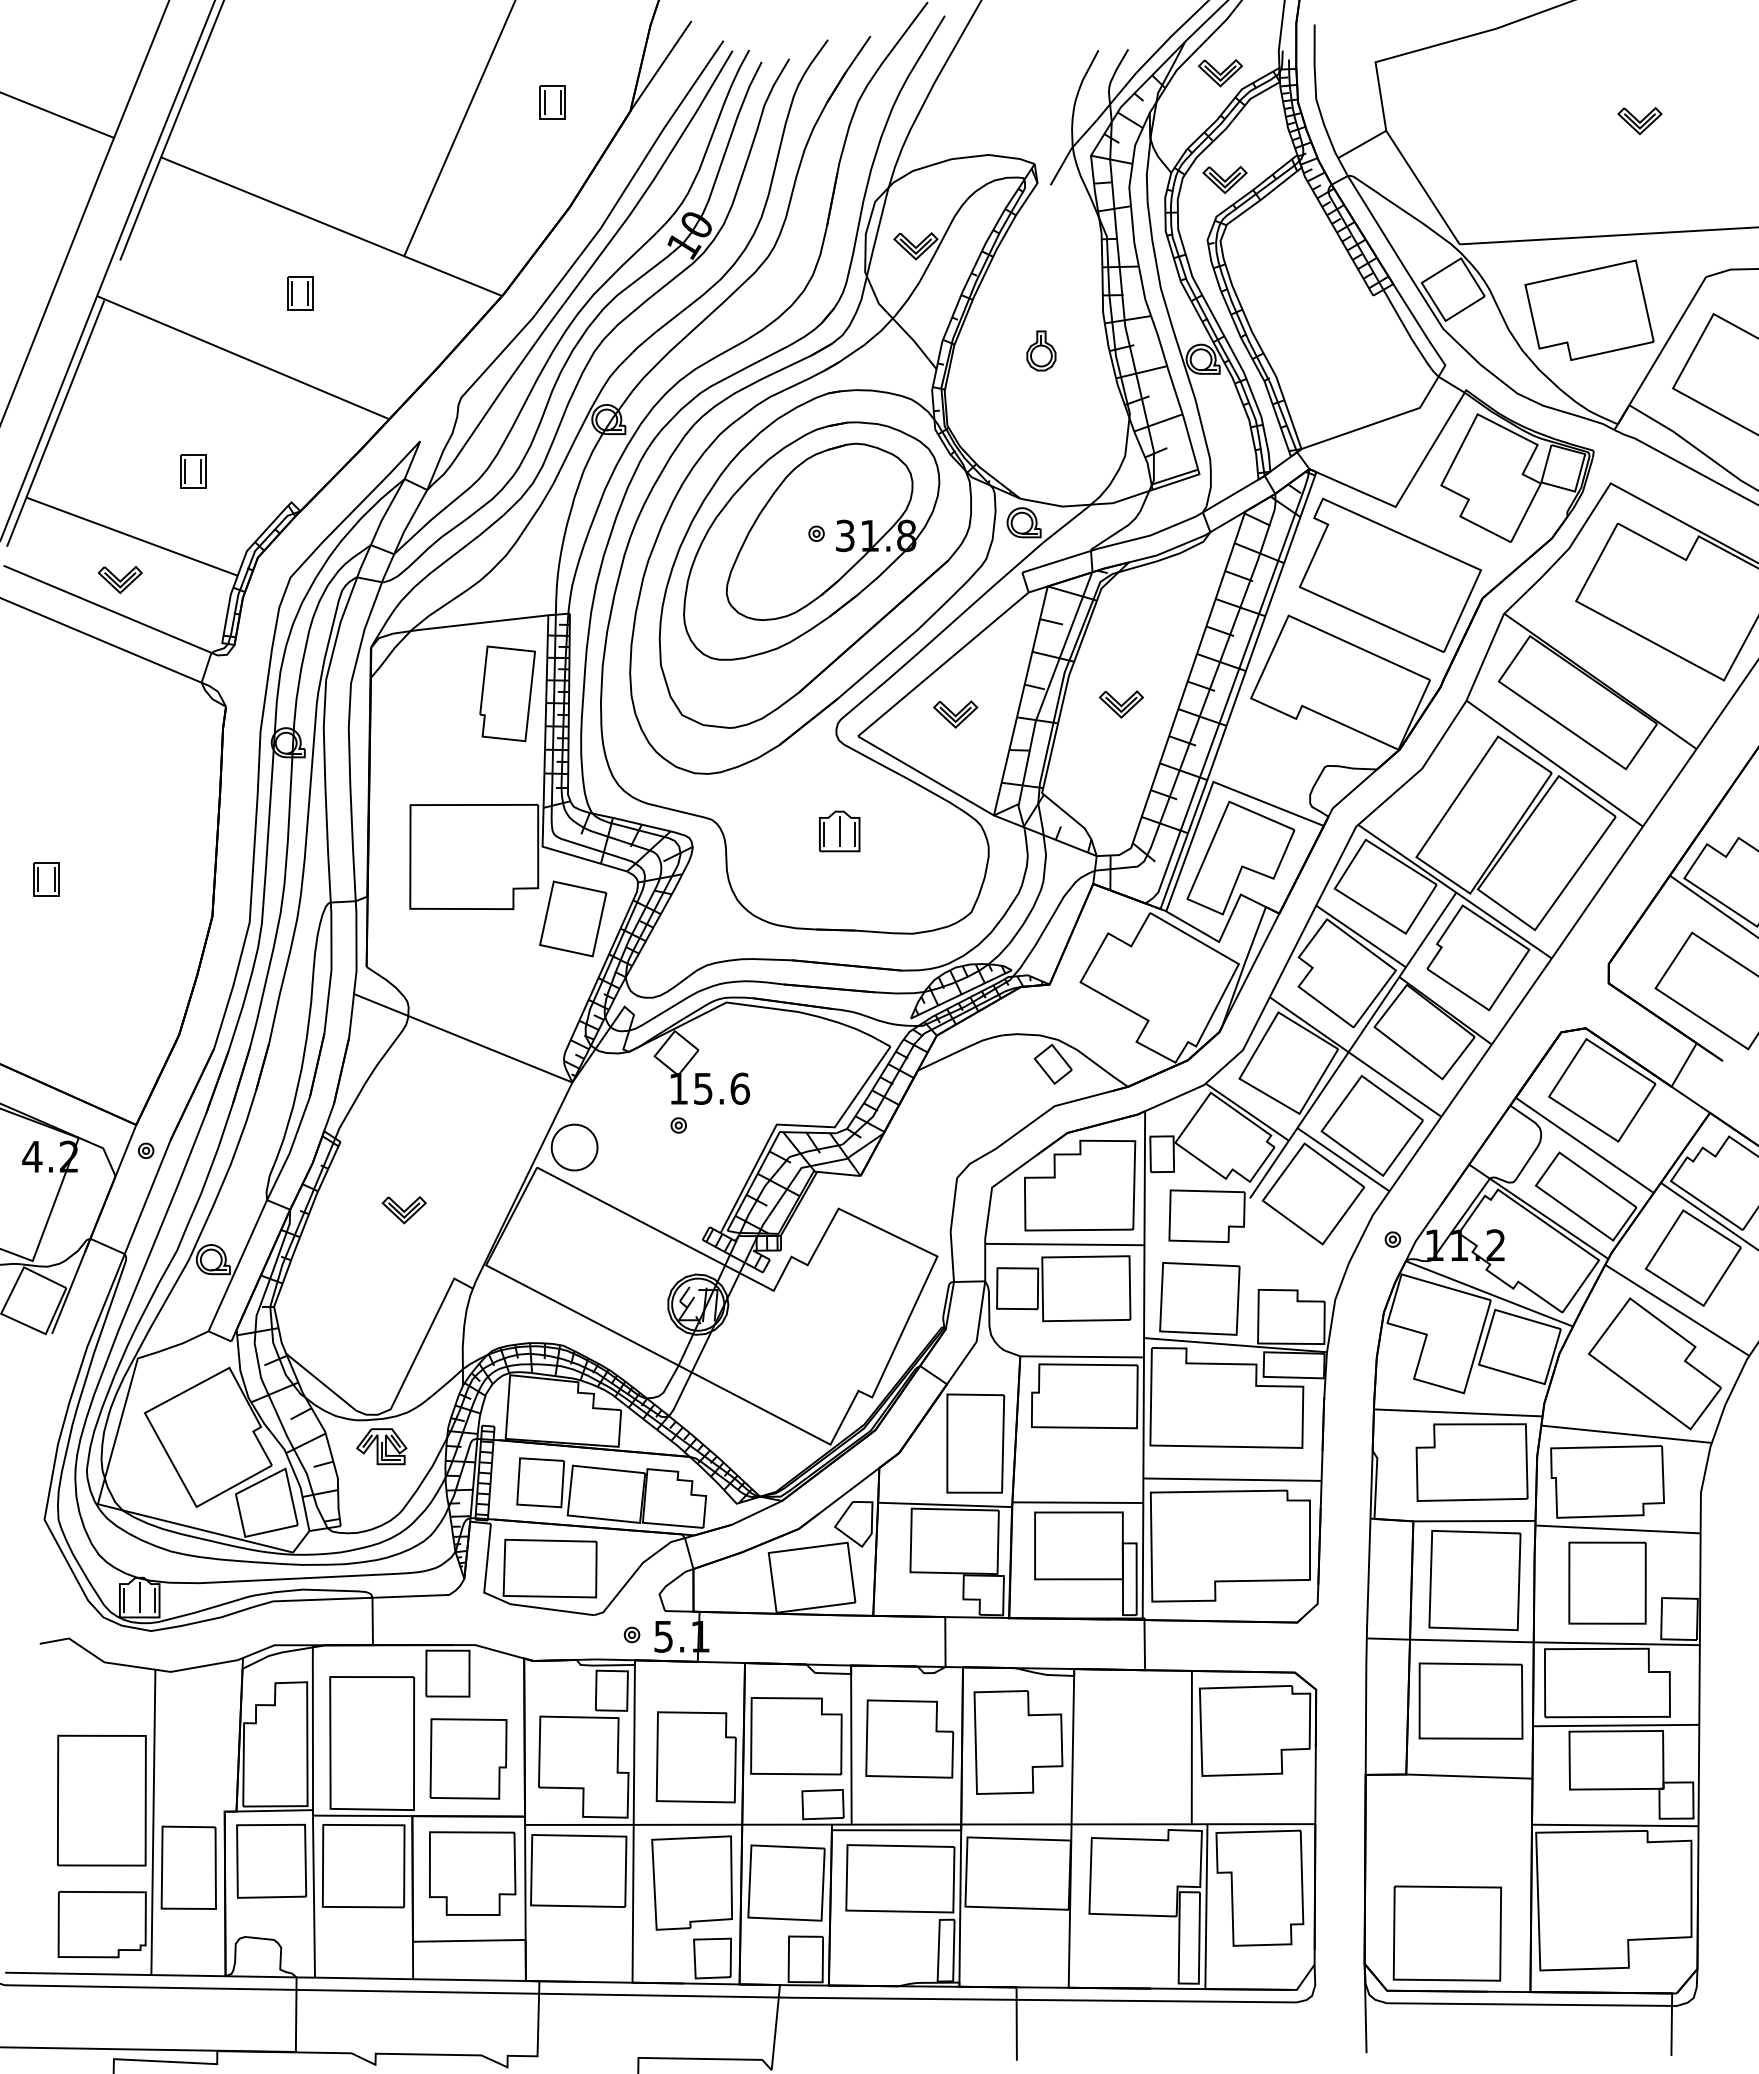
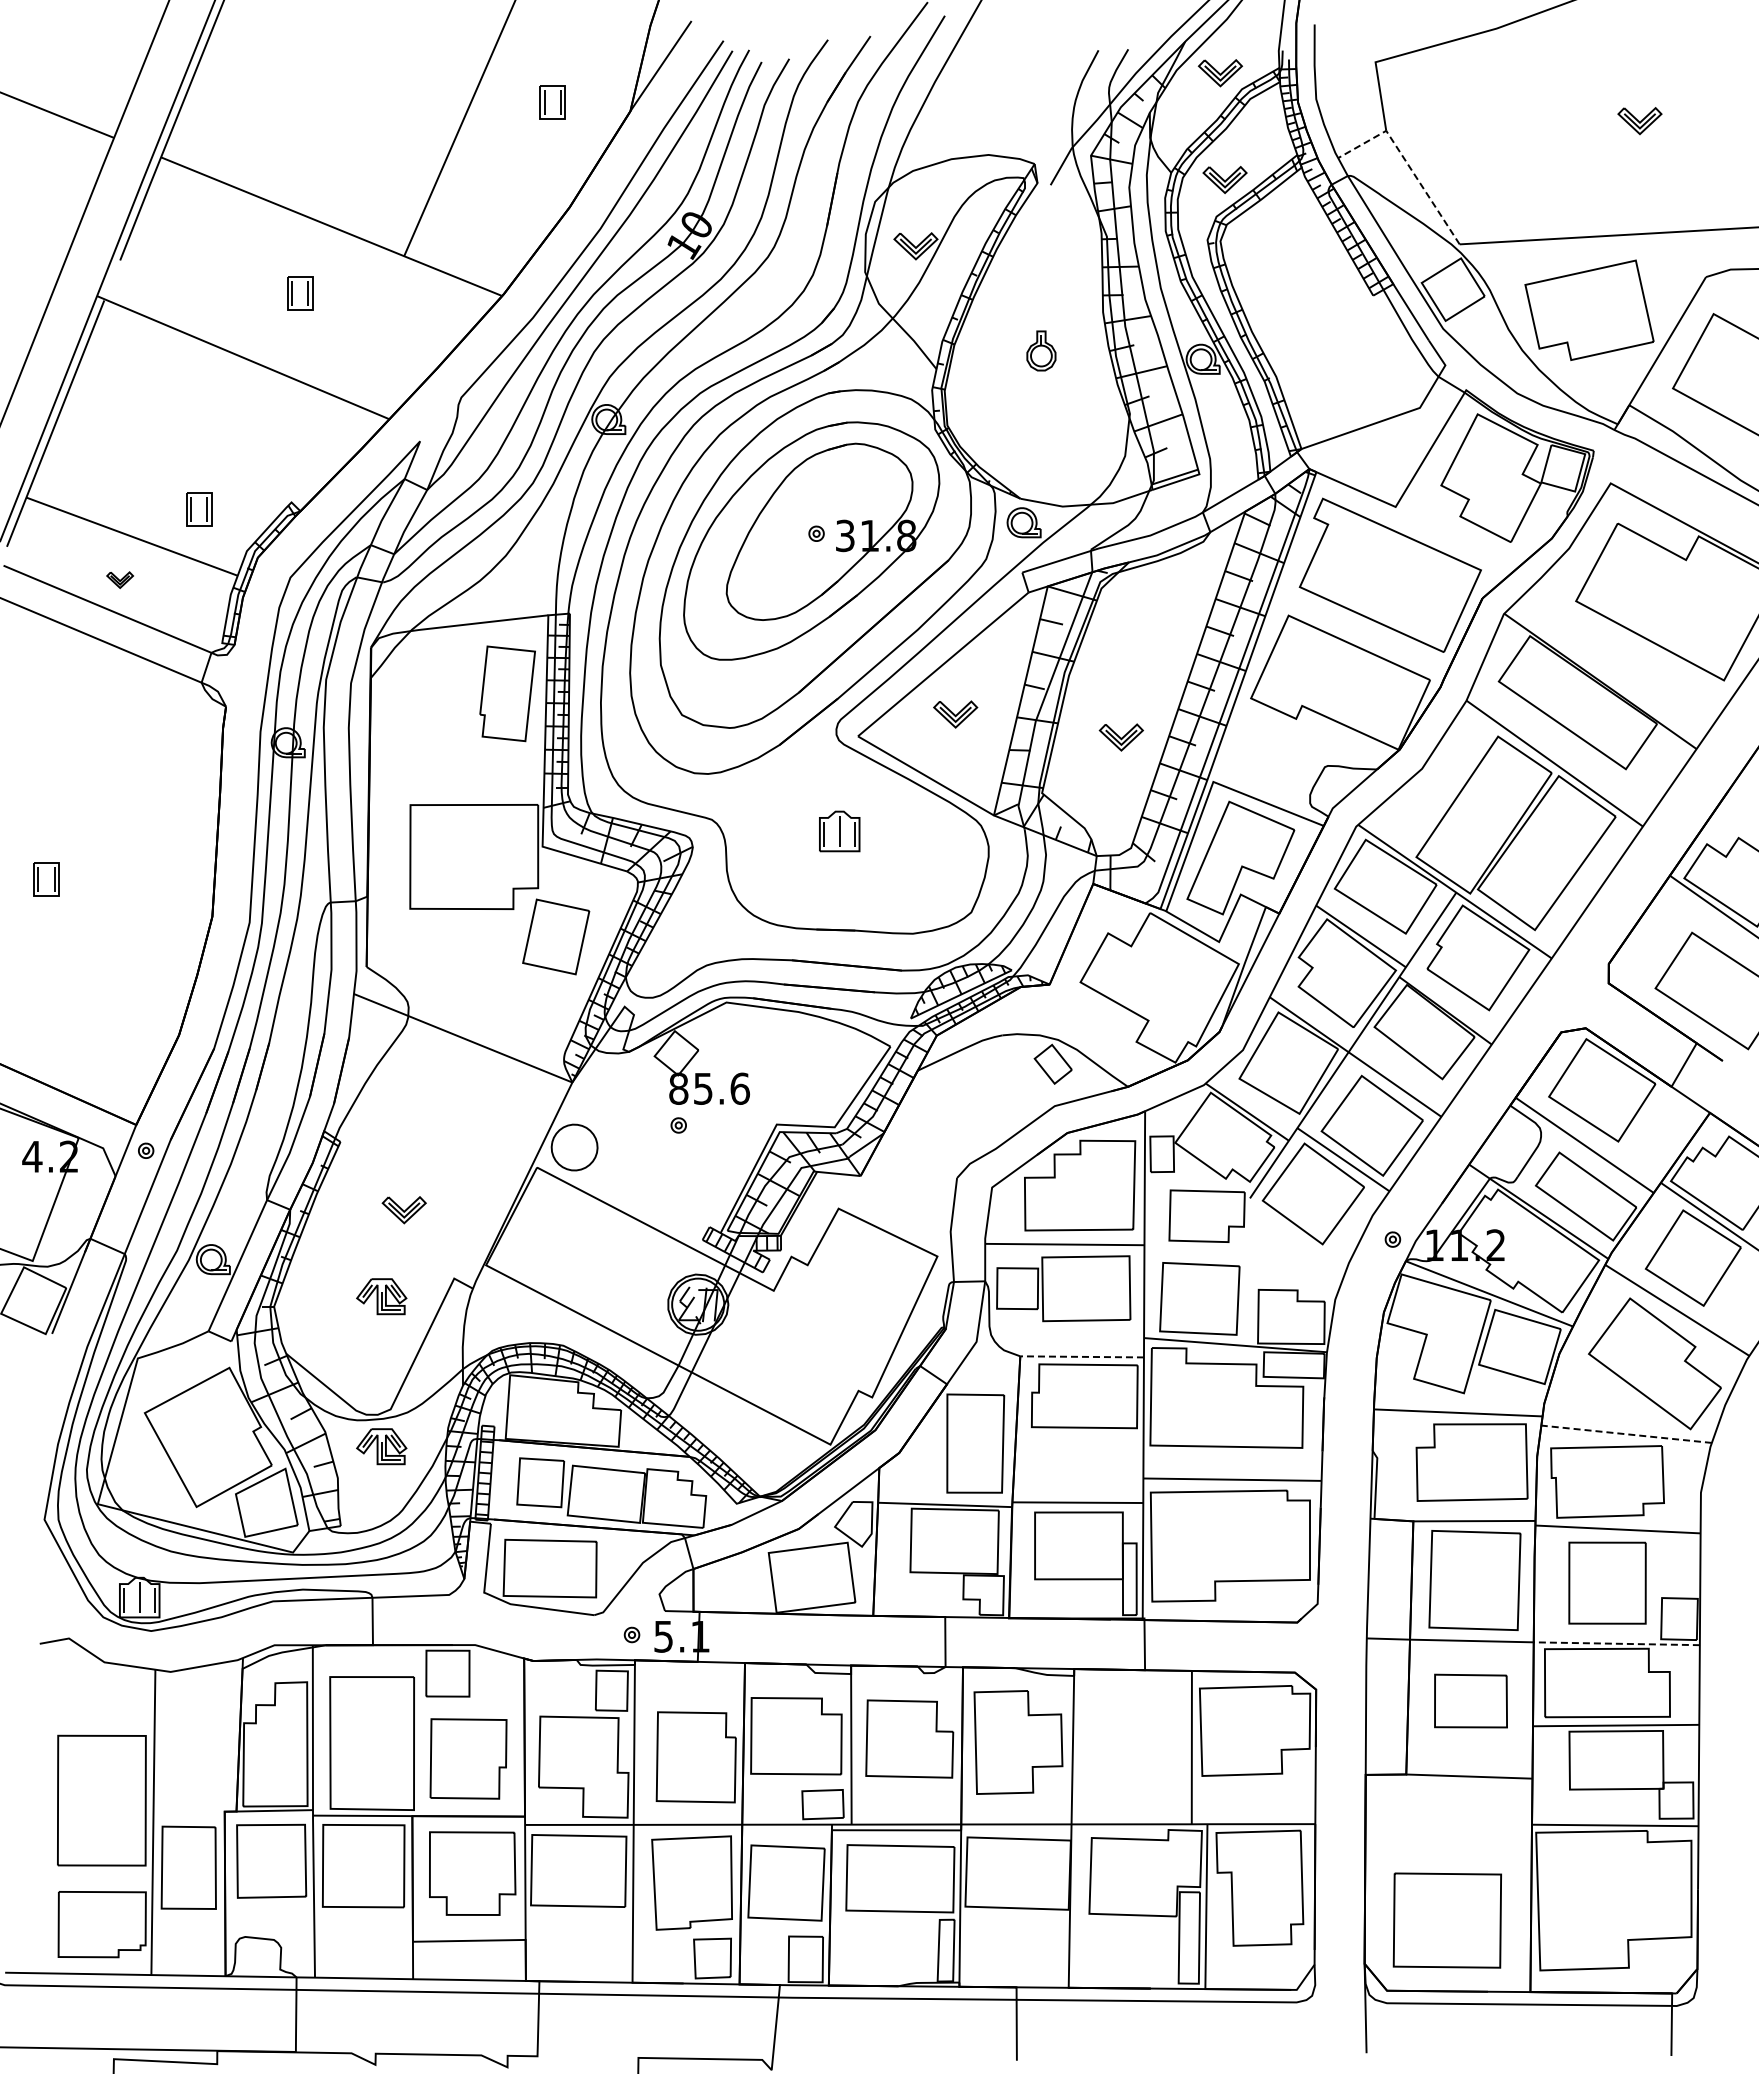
line: solid -> dashed (1407, 163)
part position: (193, 471) -> (199, 509) (199, 509)
part size: 46x29 px -> 28x18 px (119, 579)
part position: (1120, 704) -> (1120, 737) (1120, 737)
part position: (573, 918) -> (556, 936) (556, 936)
text: 15.6 -> 85.6 (678, 1088)
part: none -> present (381, 1296)
line: solid -> dashed (1082, 1356)
line: solid -> dashed (1626, 1434)
line: solid -> dashed (1616, 1643)
part size: 106x78 px -> 74x56 px (1470, 1700)
part position: (1446, 1933) -> (1446, 1920) (1446, 1920)
